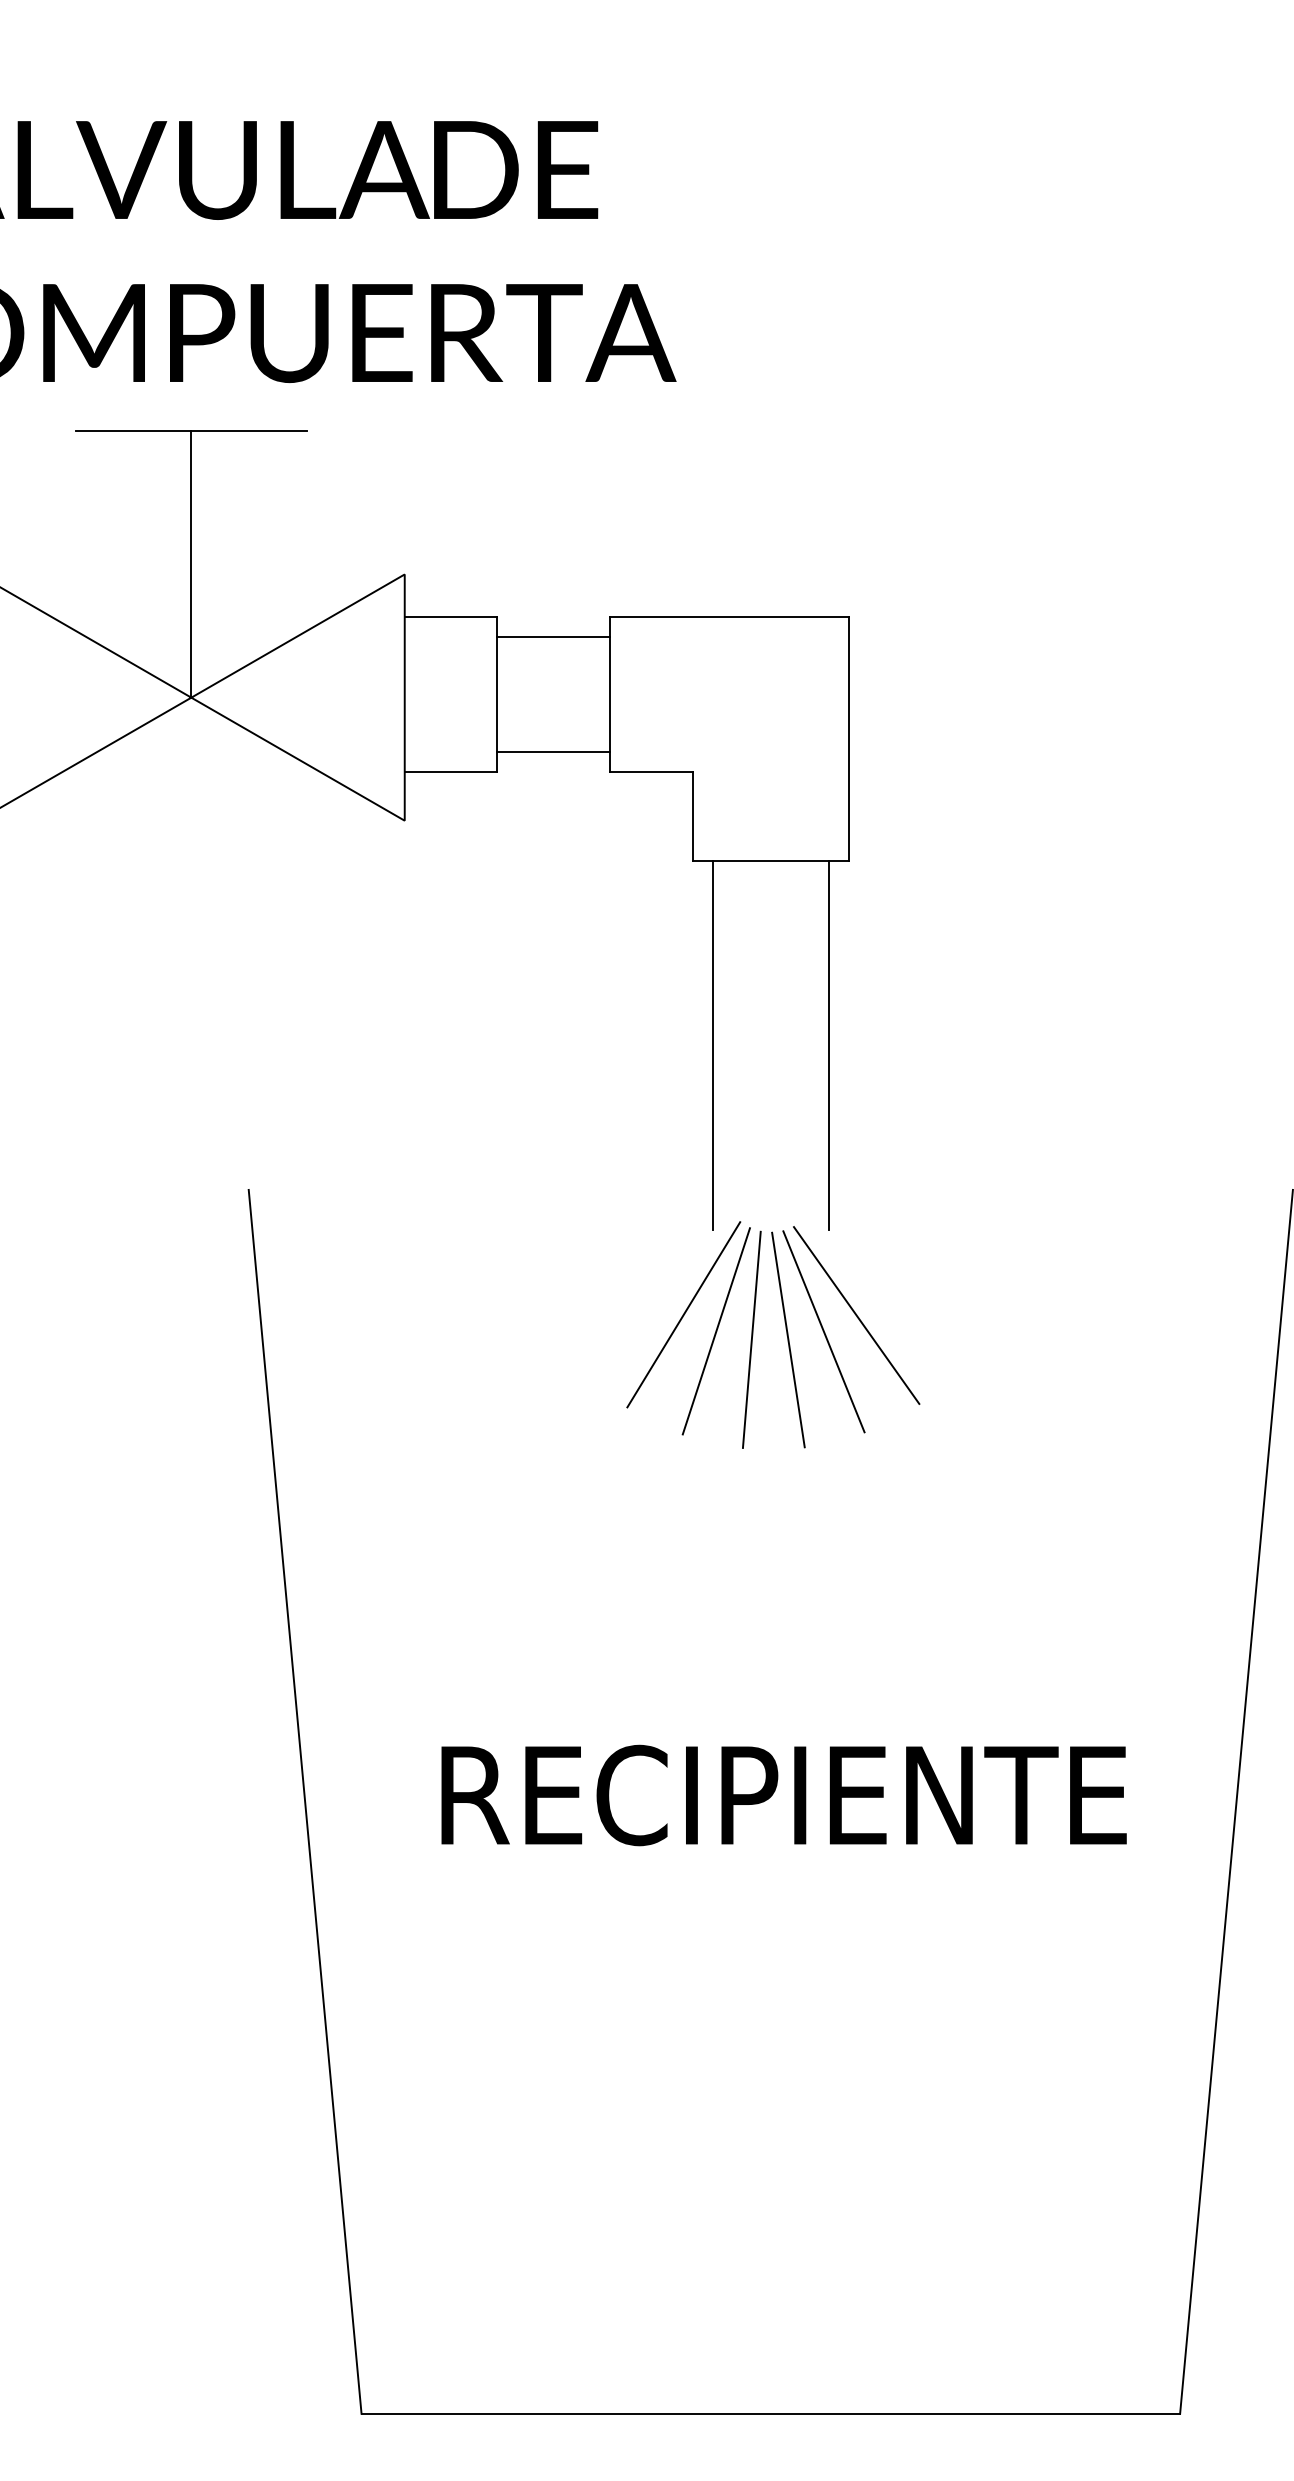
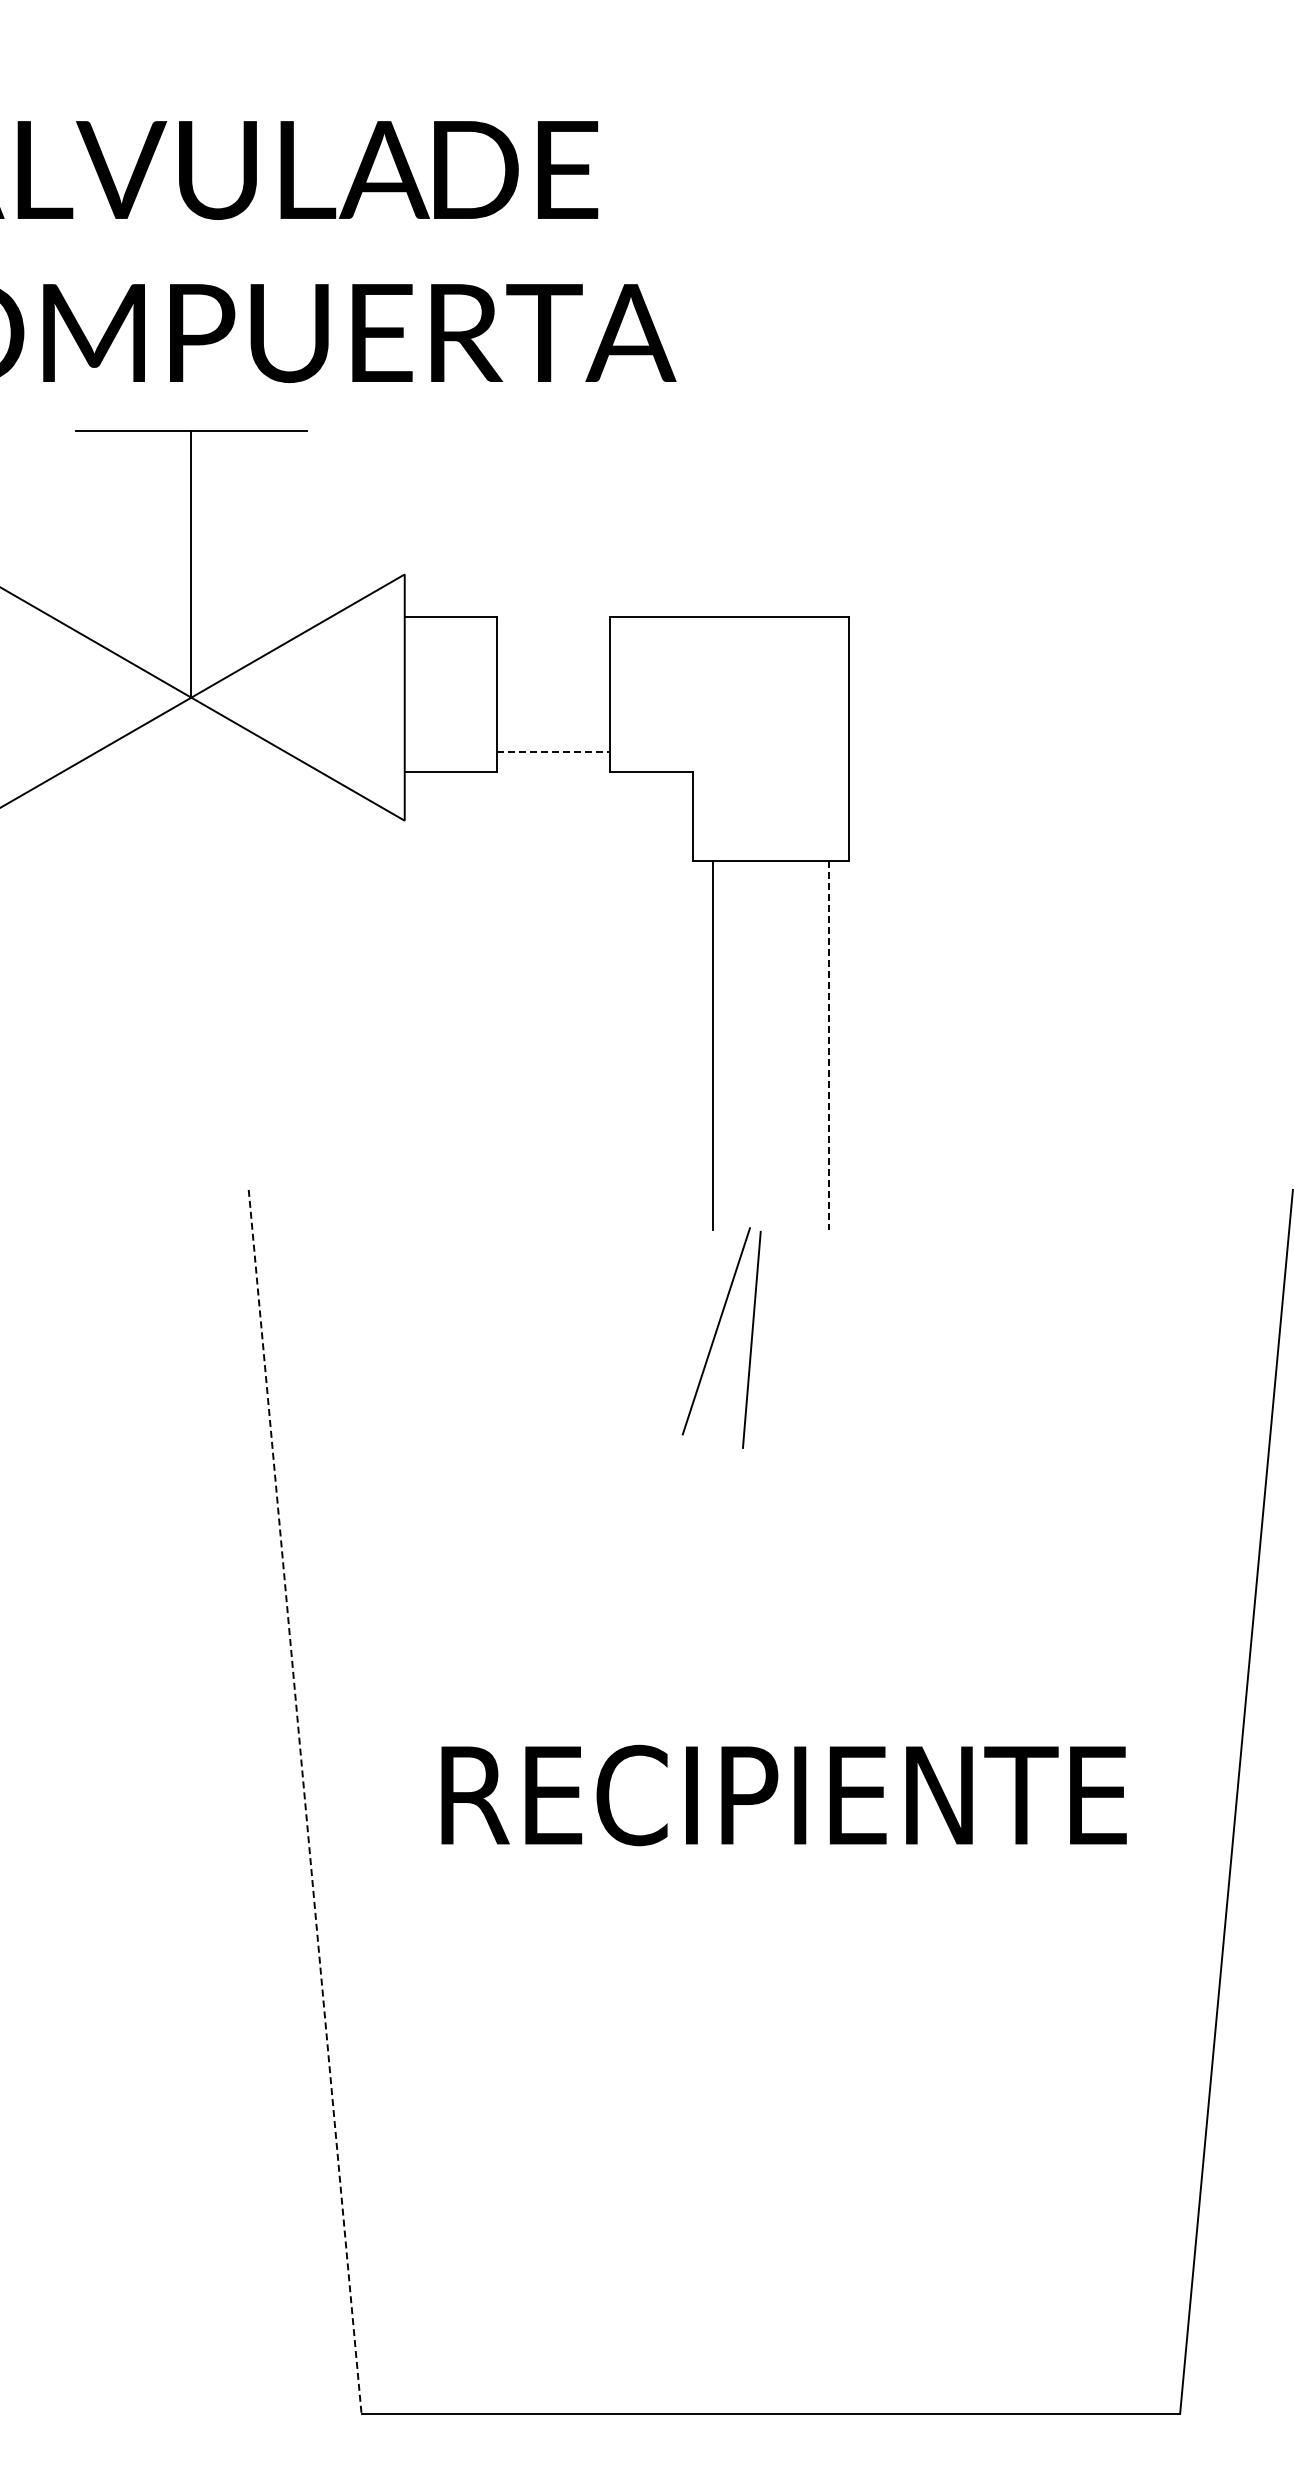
line: present -> none (553, 636)
line: solid -> dashed (554, 752)
line: solid -> dashed (828, 1045)
line: present -> none (683, 1314)
line: present -> none (856, 1315)
line: present -> none (823, 1331)
line: present -> none (788, 1339)
line: solid -> dashed (305, 1802)
